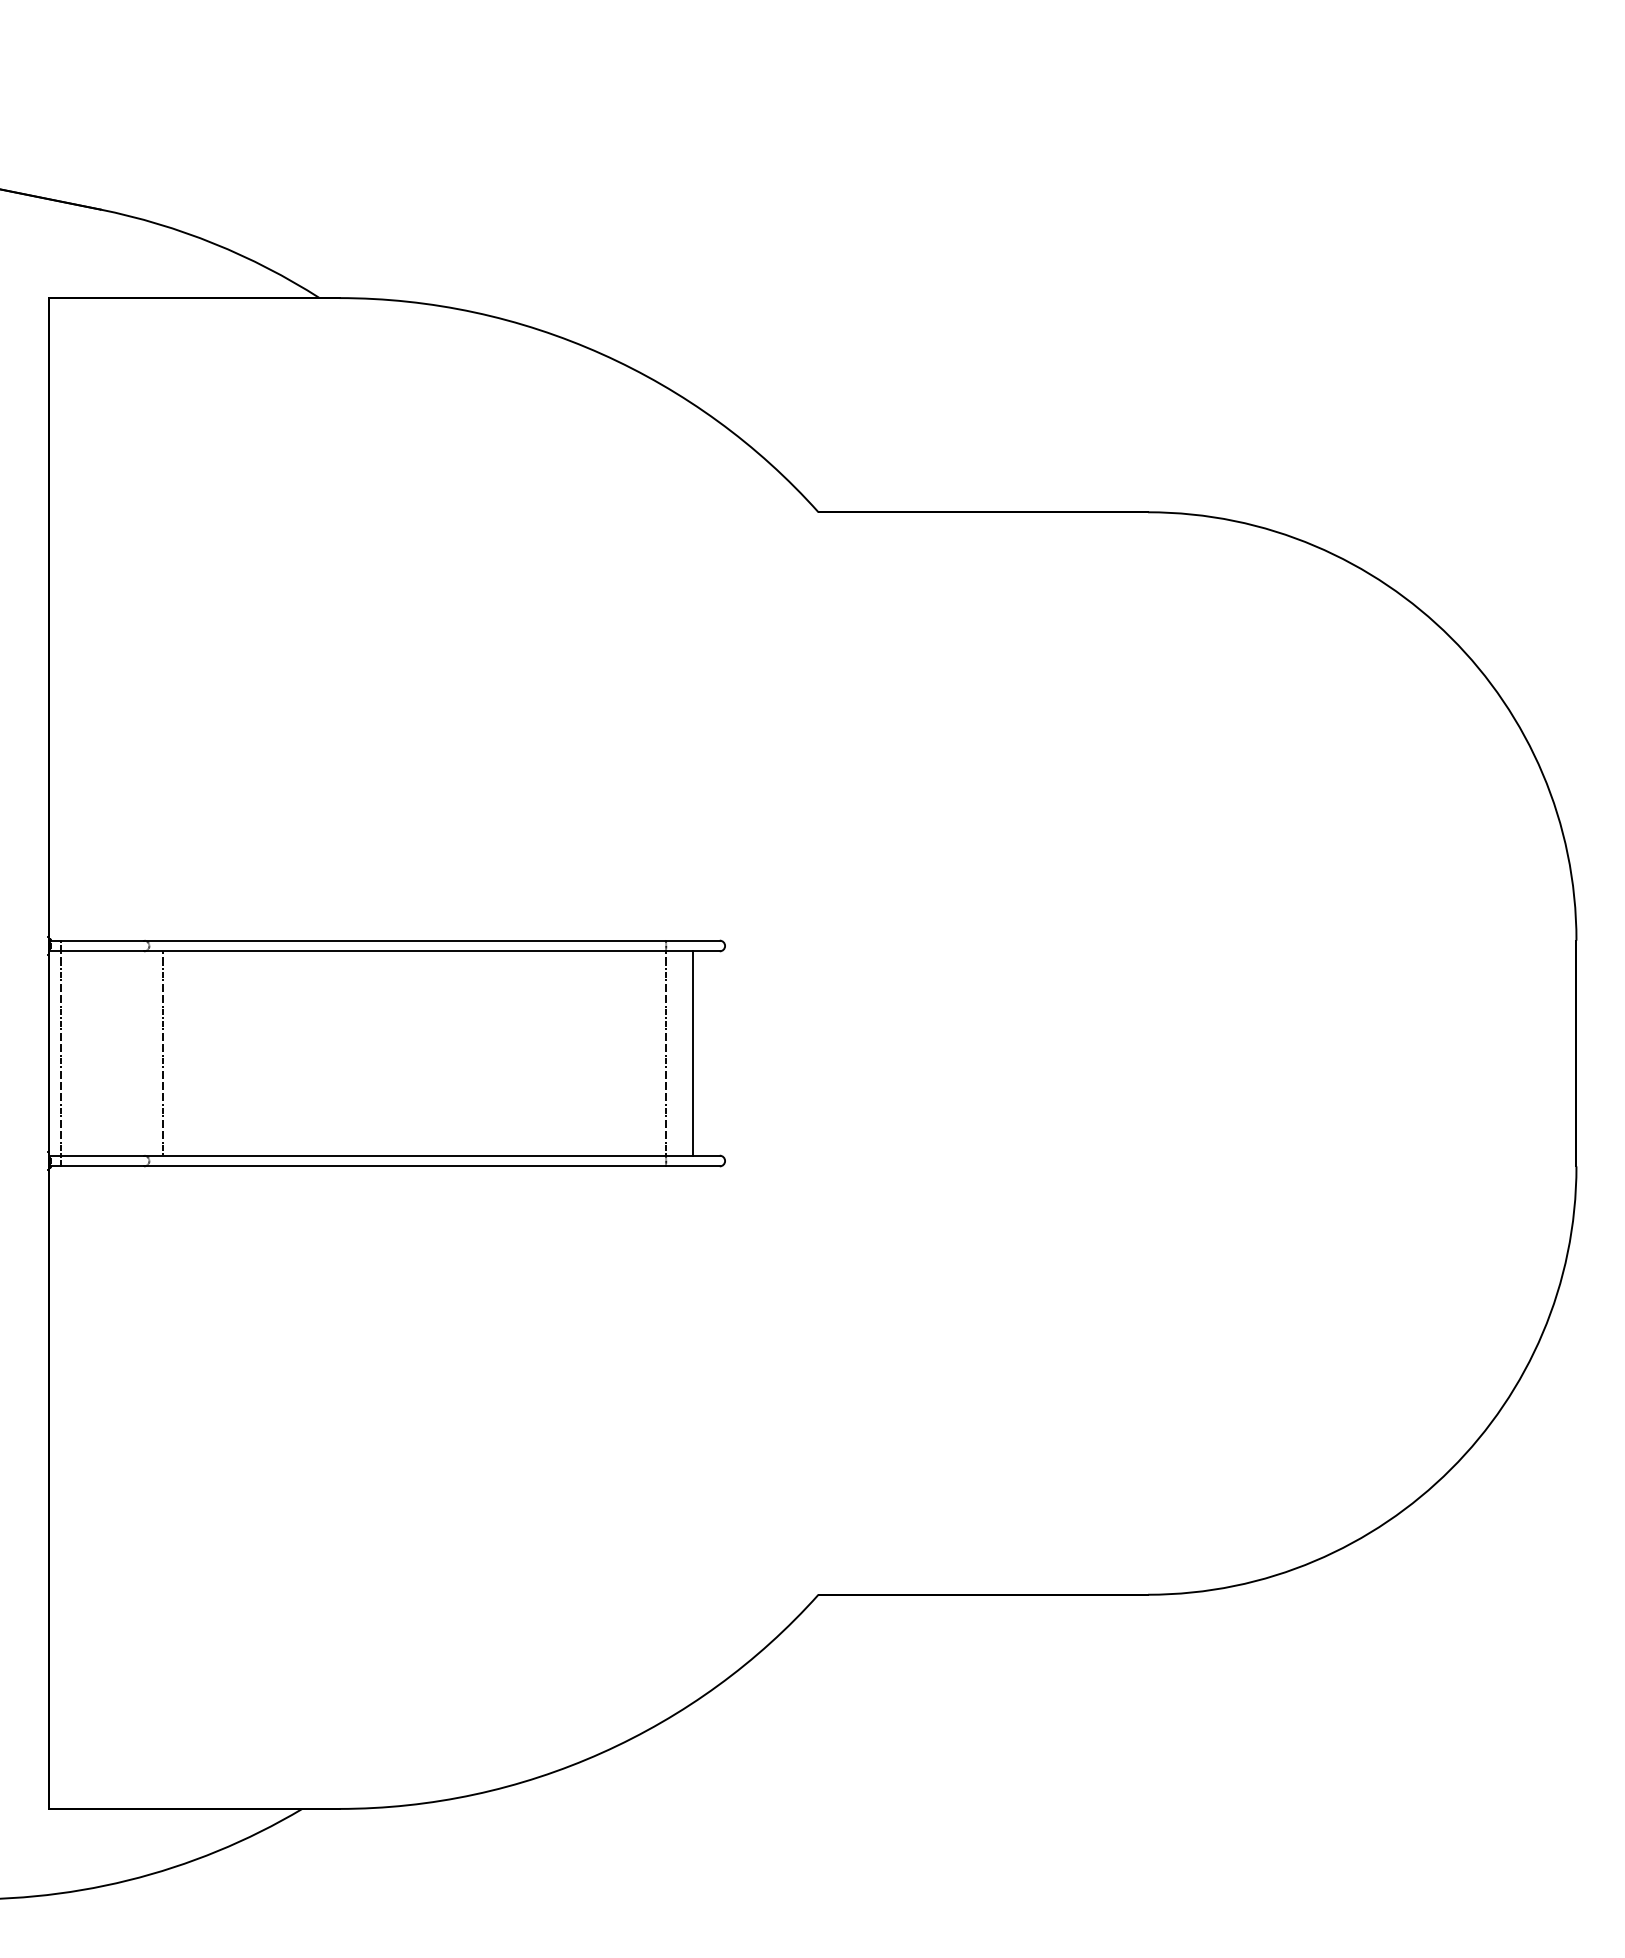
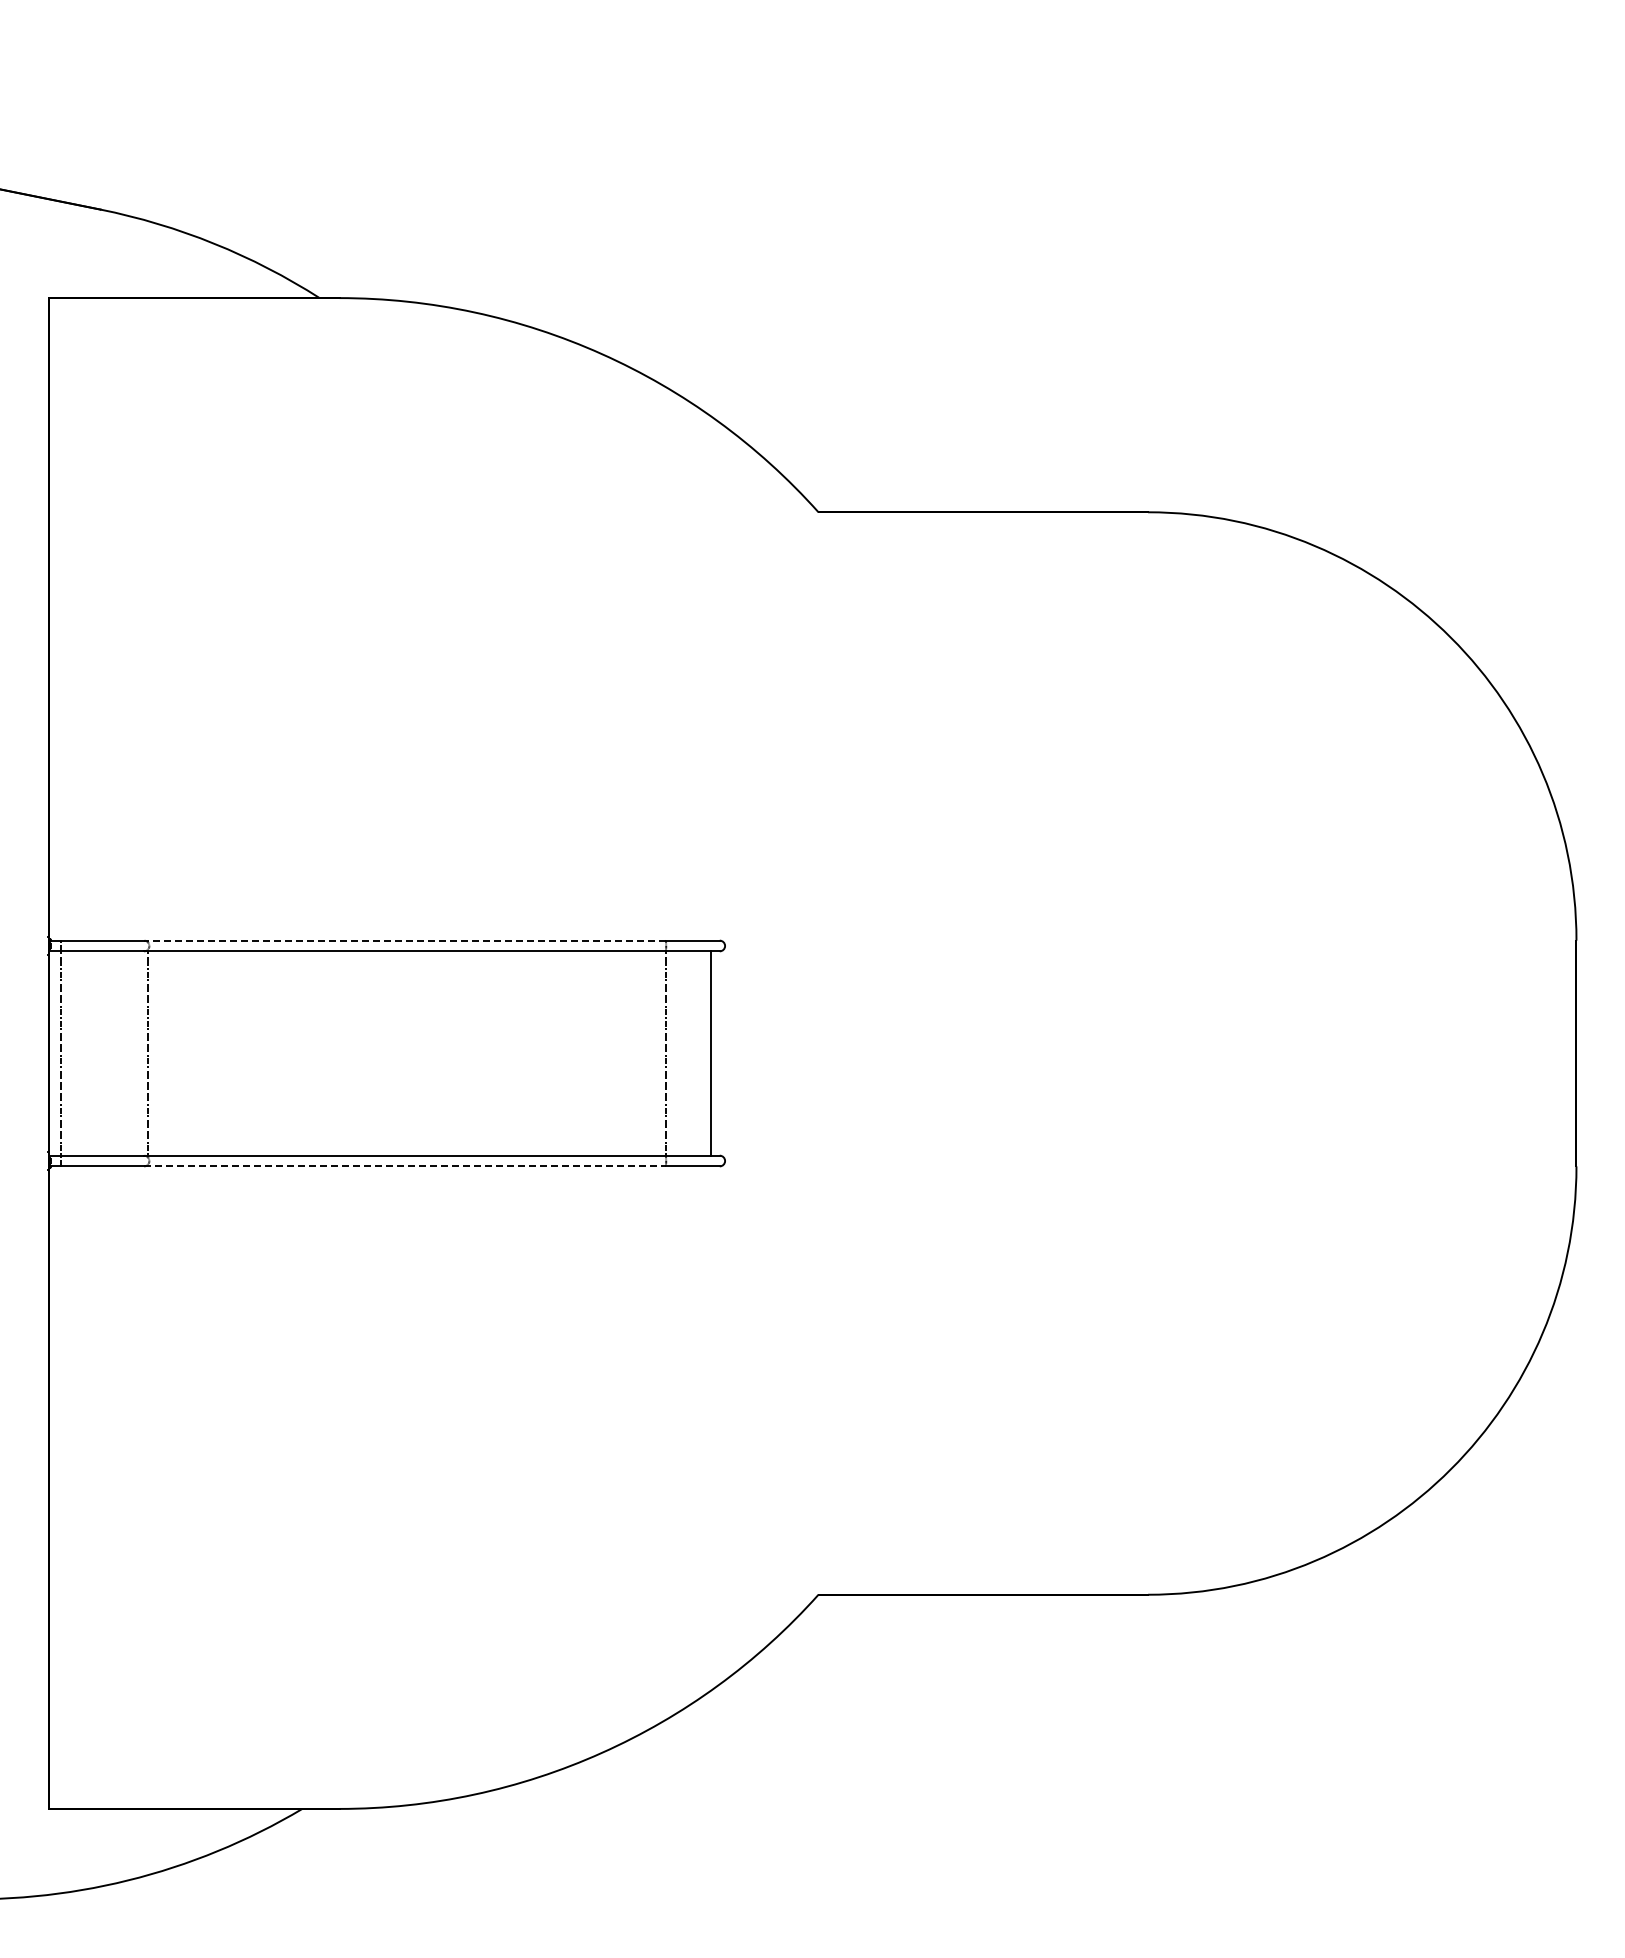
line: solid -> dashed (404, 940)
line position: (162, 1053) -> (147, 1053) (147, 1053)
line position: (692, 1053) -> (710, 1053) (710, 1053)
line: solid -> dashed (404, 1166)
